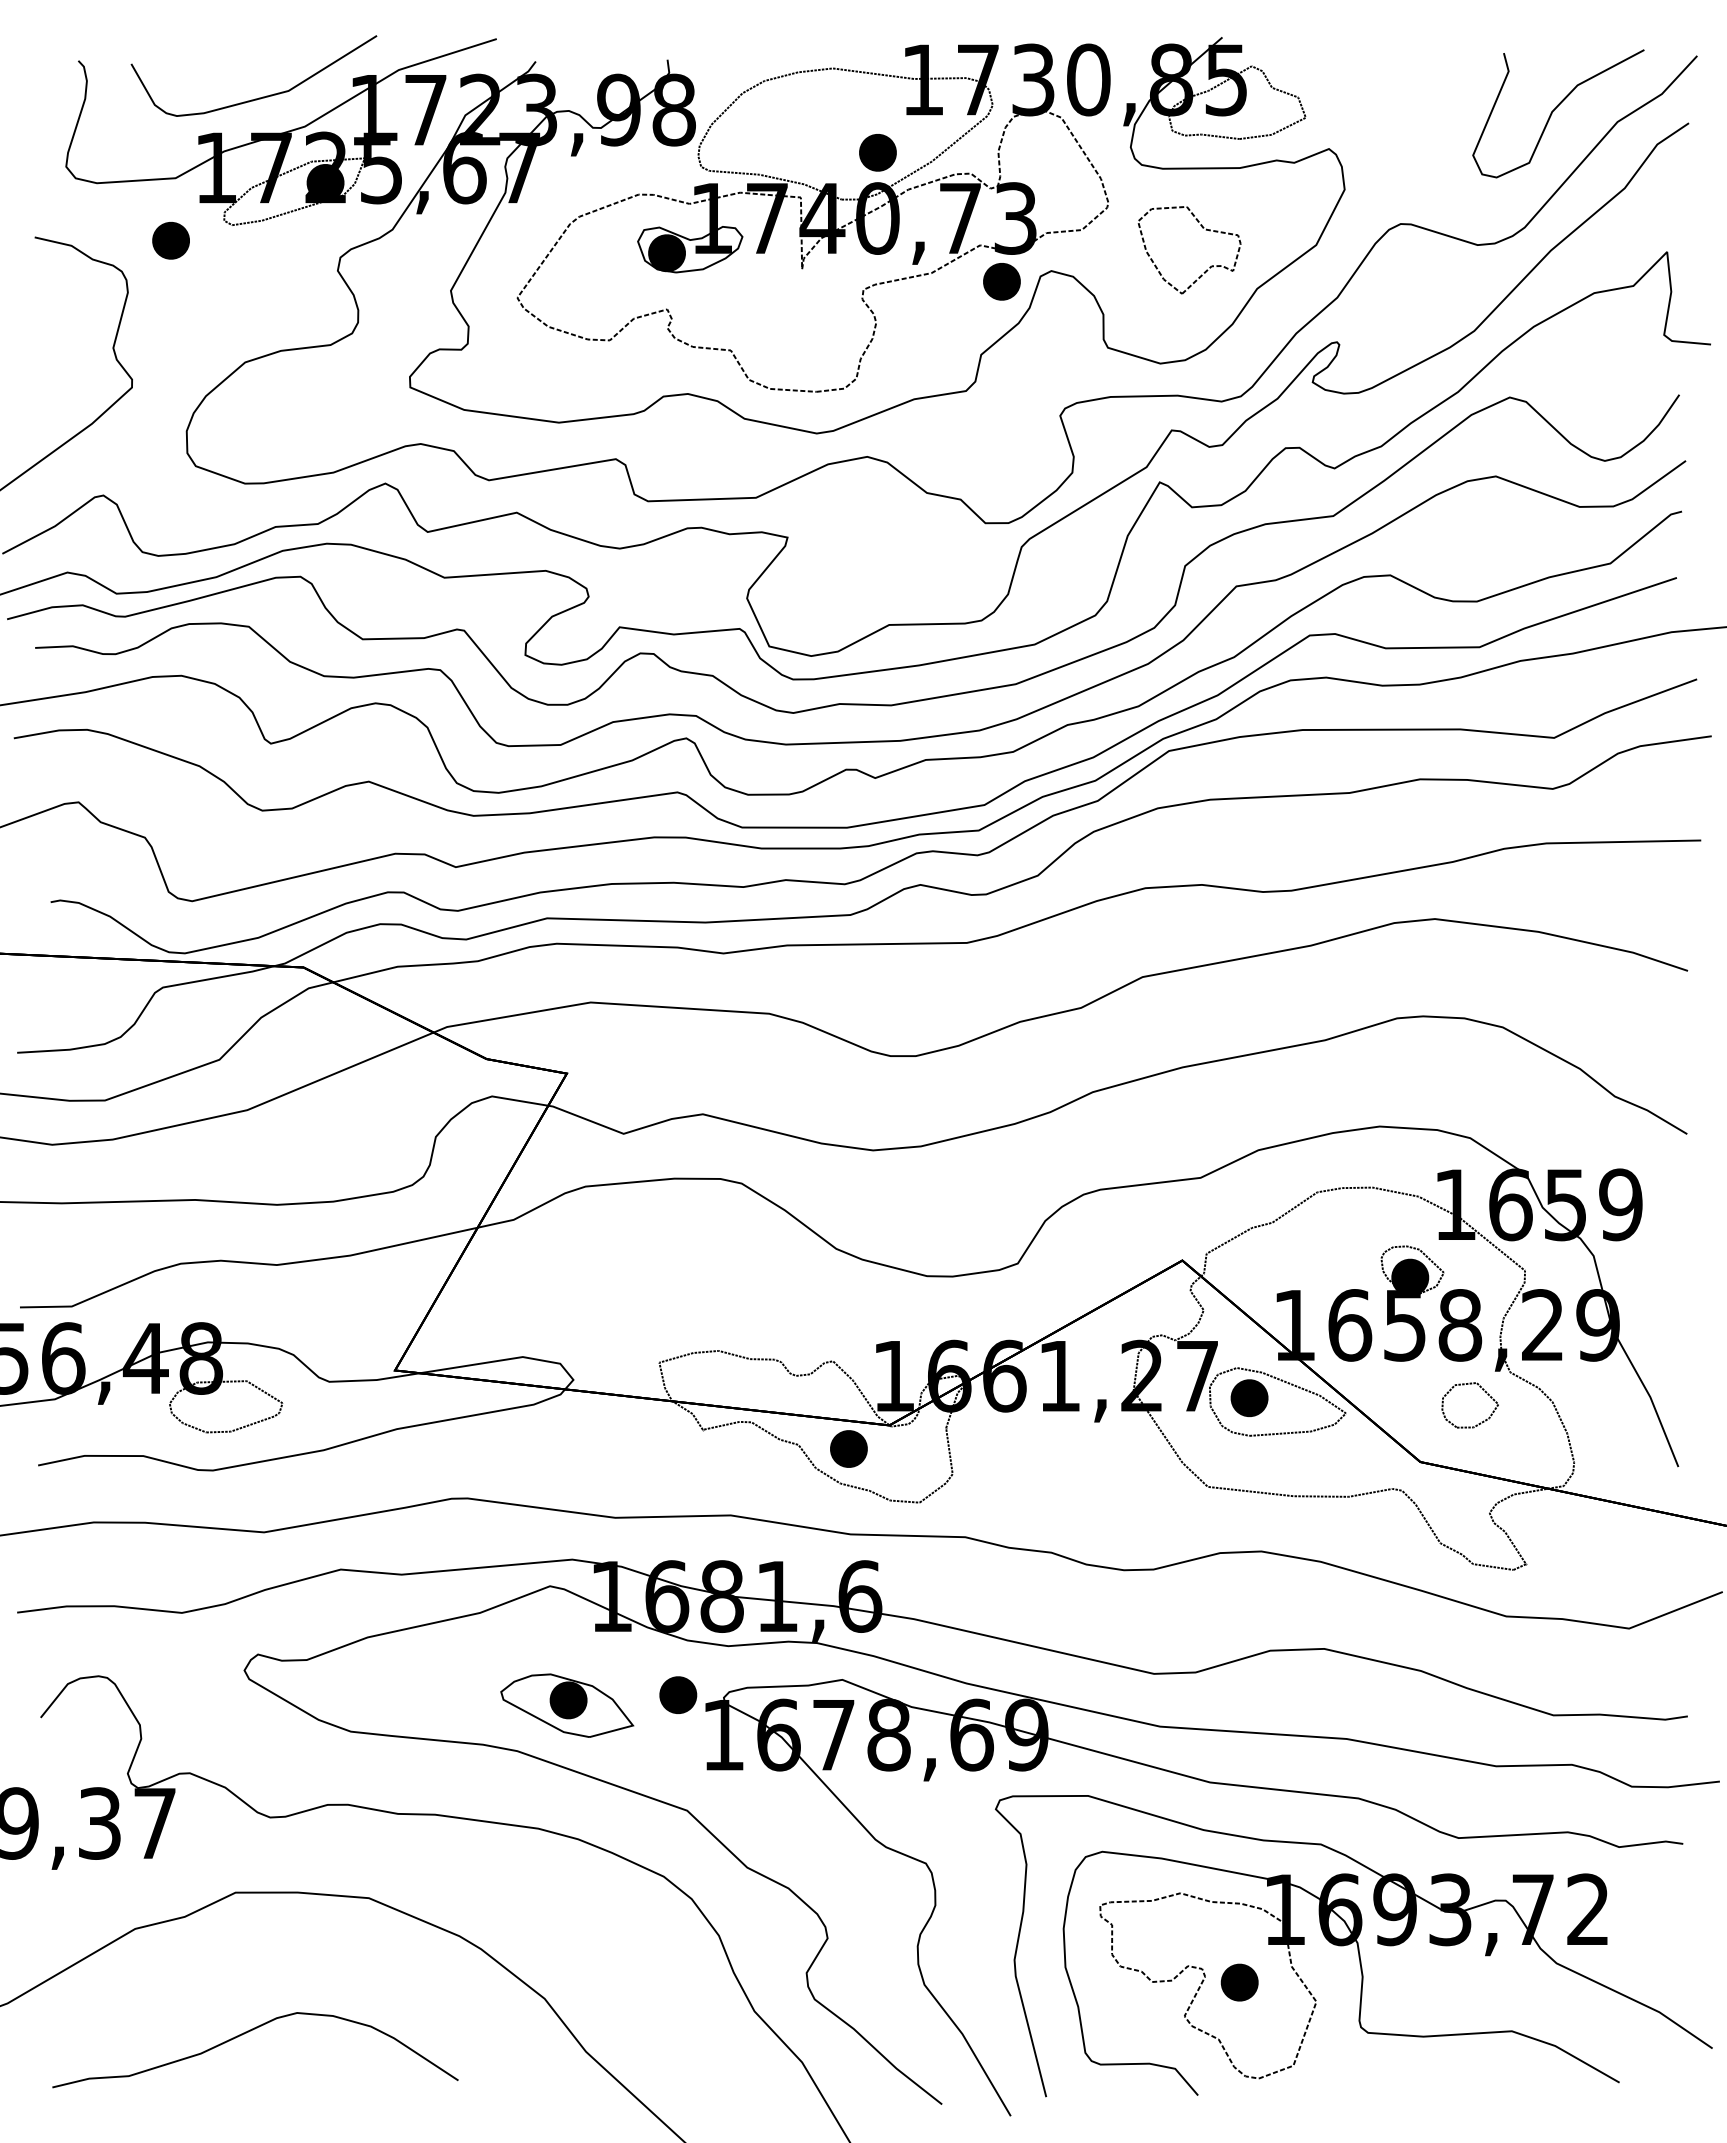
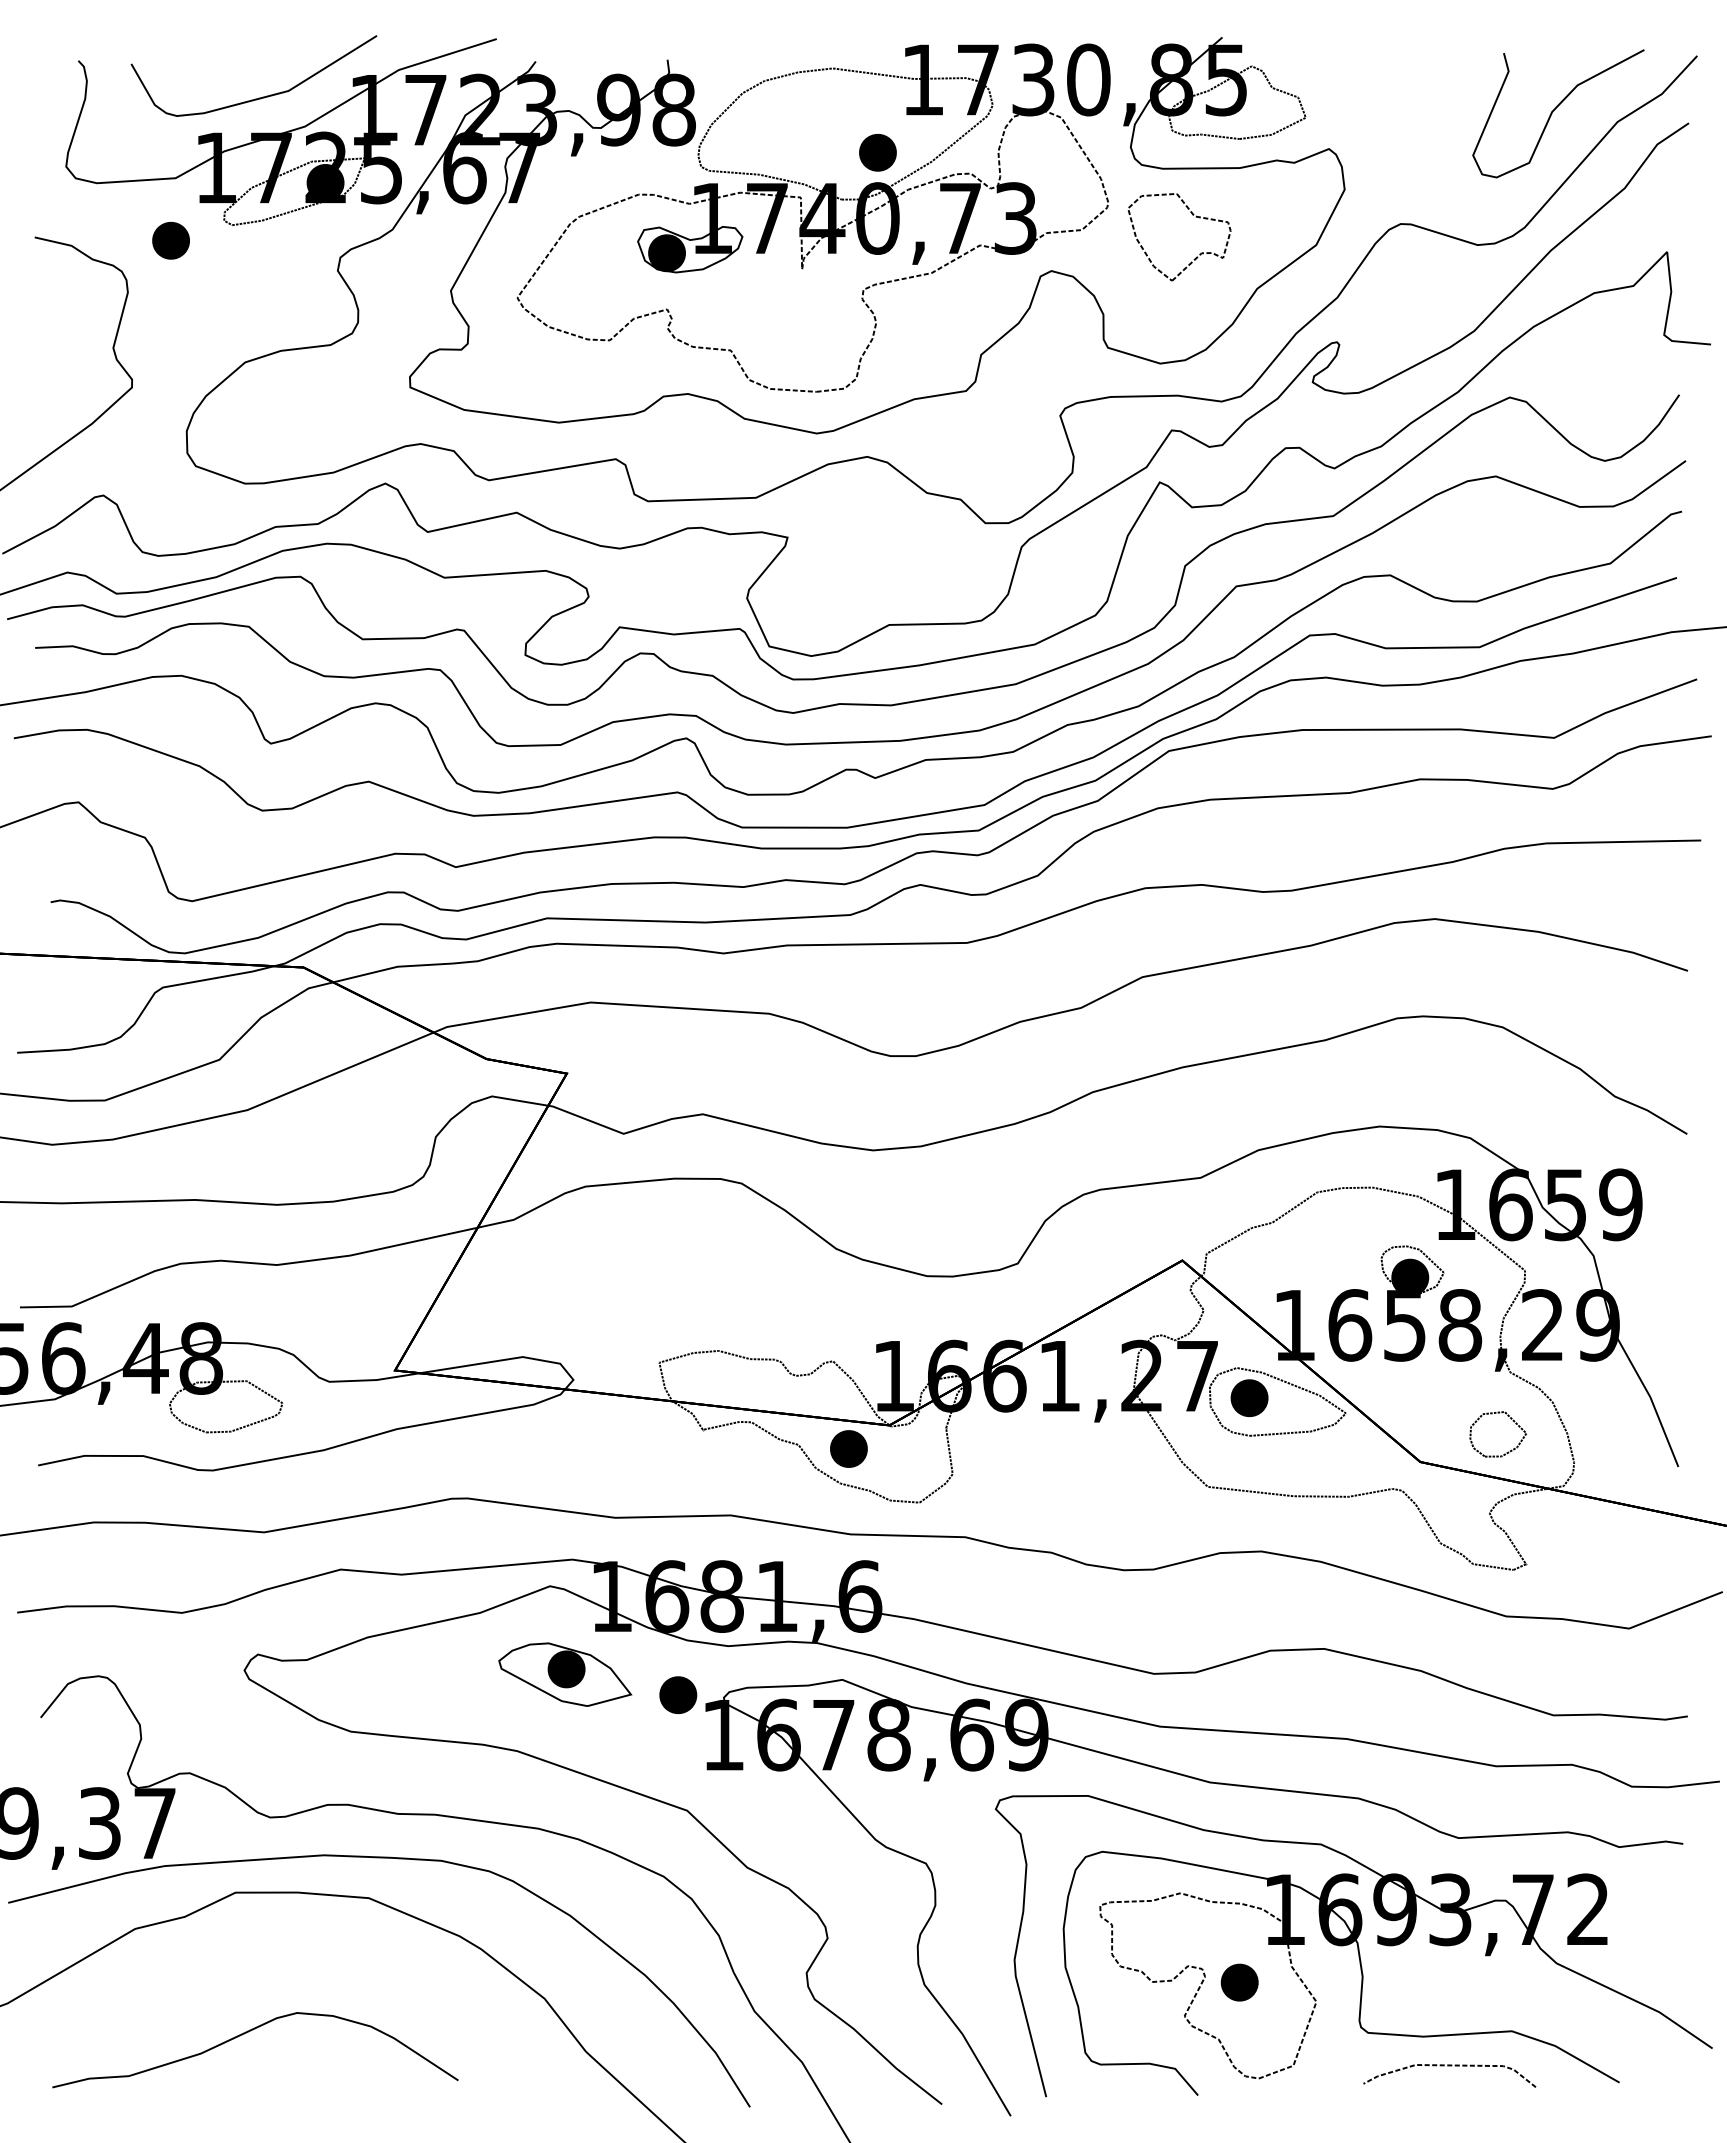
part position: (1206, 269) -> (1196, 256) (1196, 256)
part: present -> none (1001, 281)
part position: (1481, 1421) -> (1509, 1450) (1509, 1450)
part position: (567, 1705) -> (565, 1674) (565, 1674)
curve: none -> present (379, 1858)
curve: none -> present (1449, 2066)
